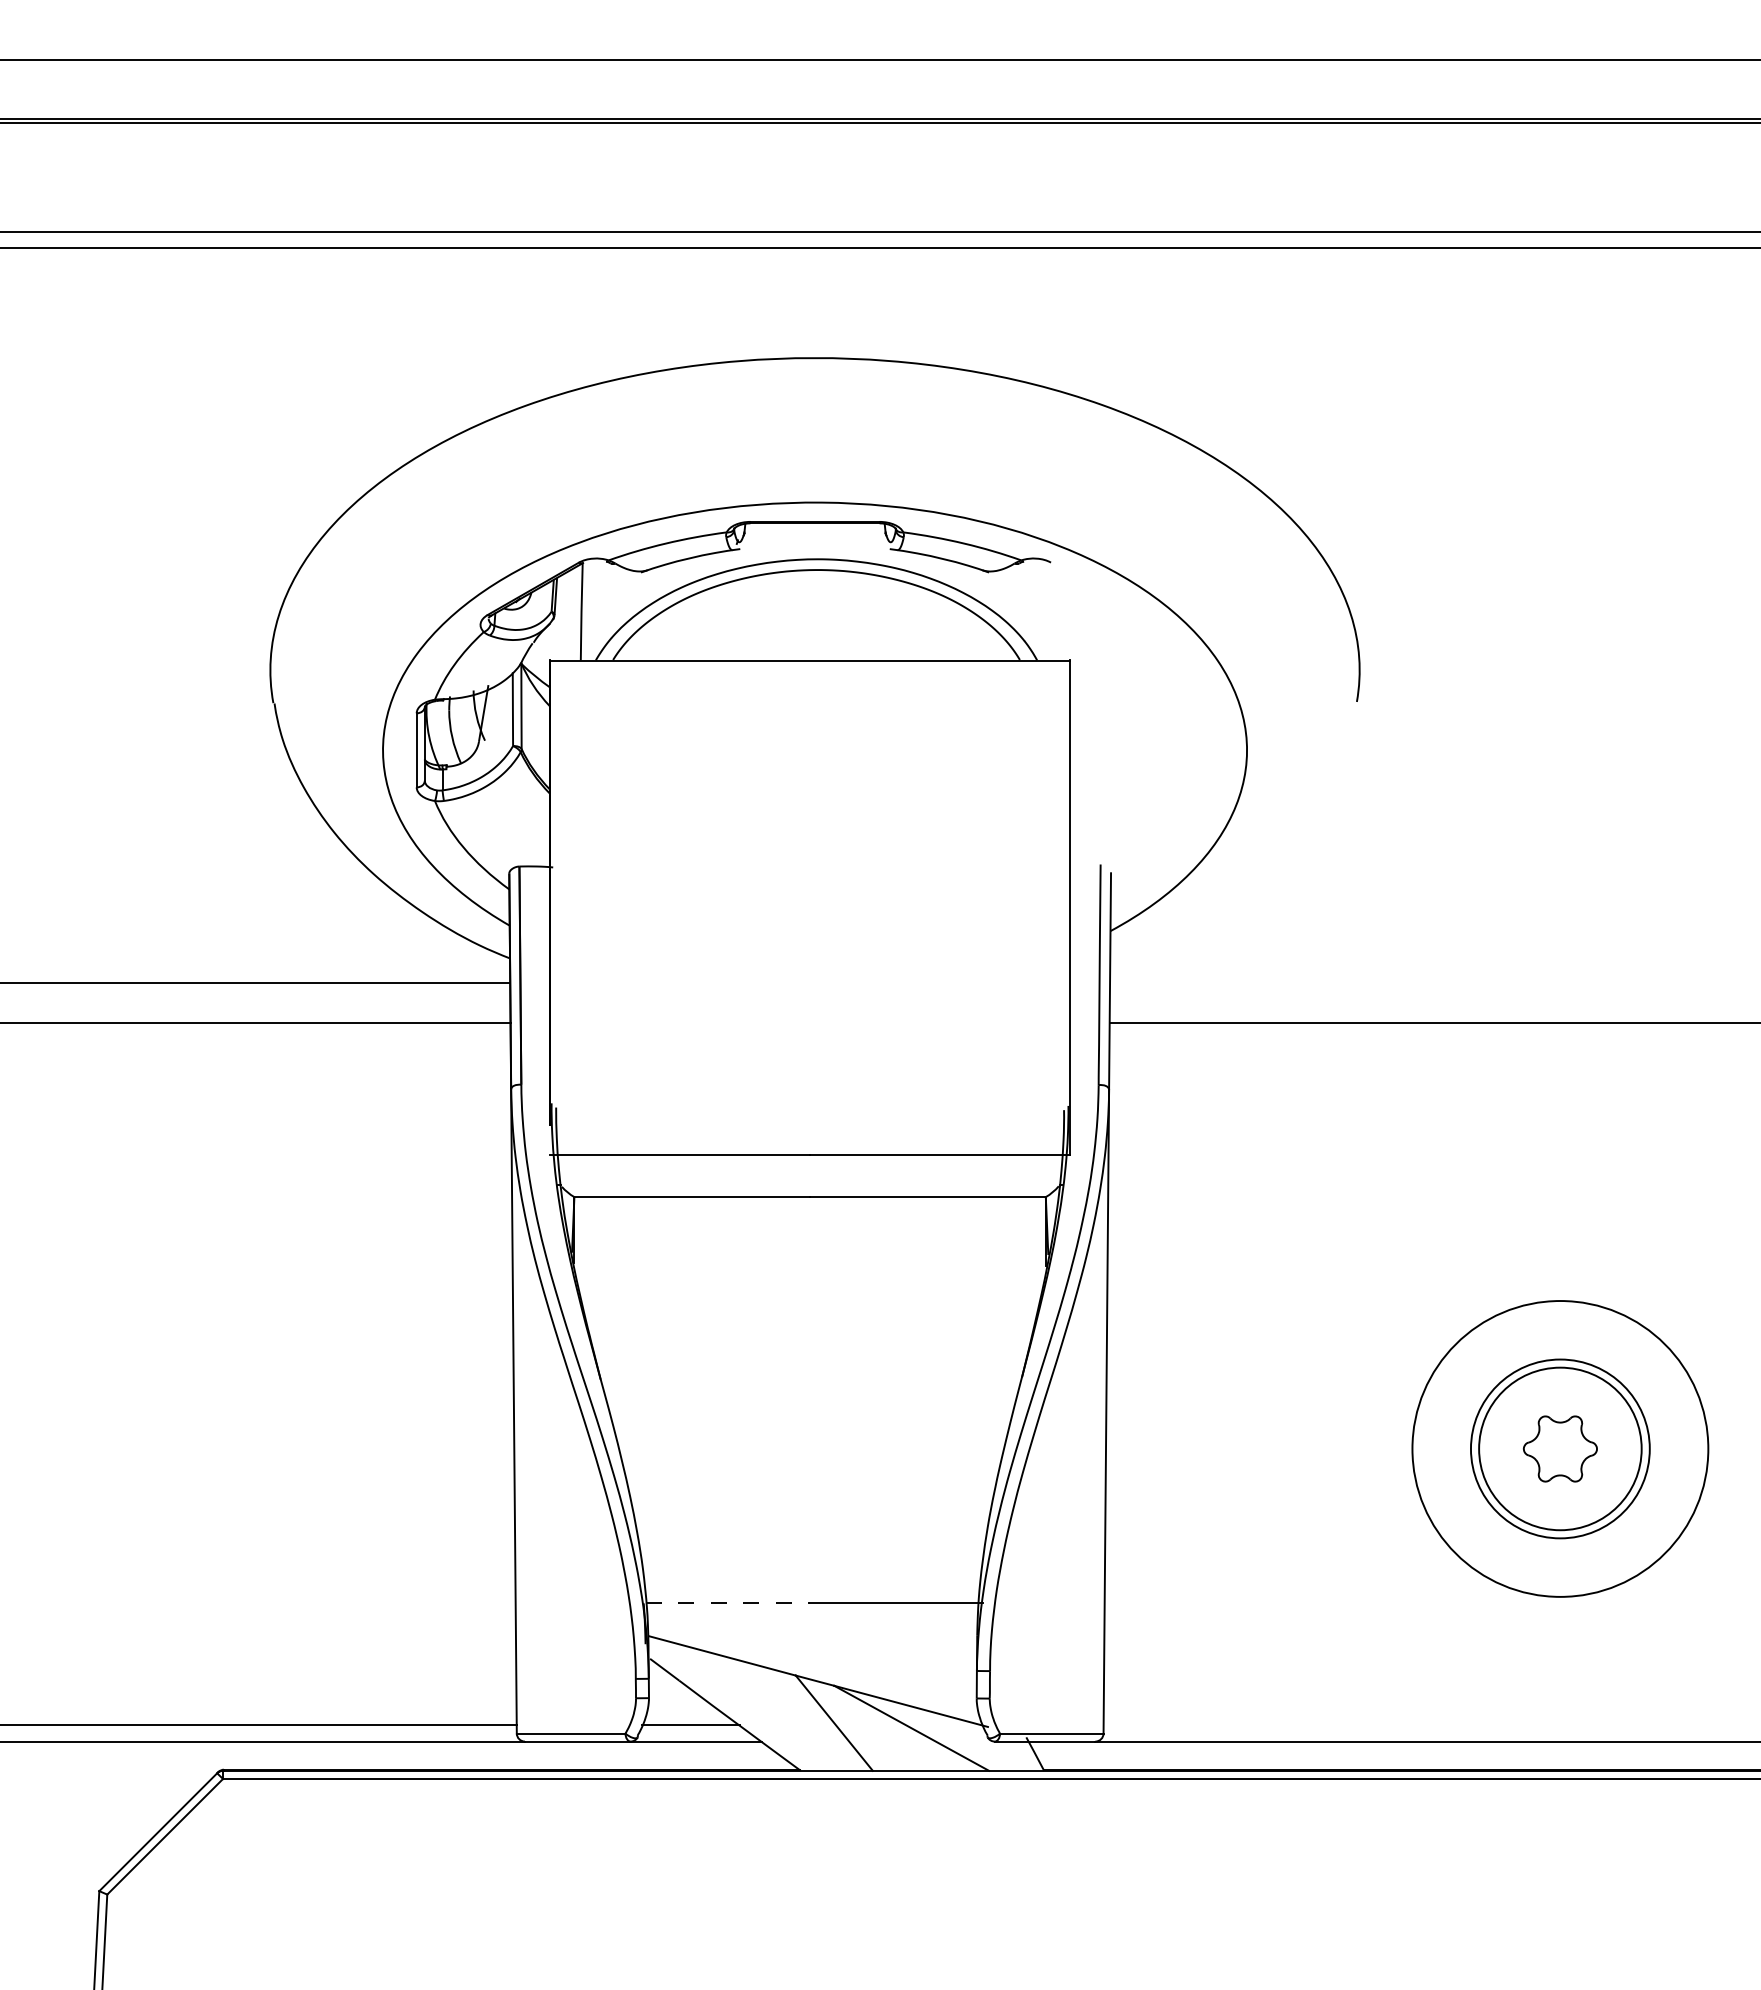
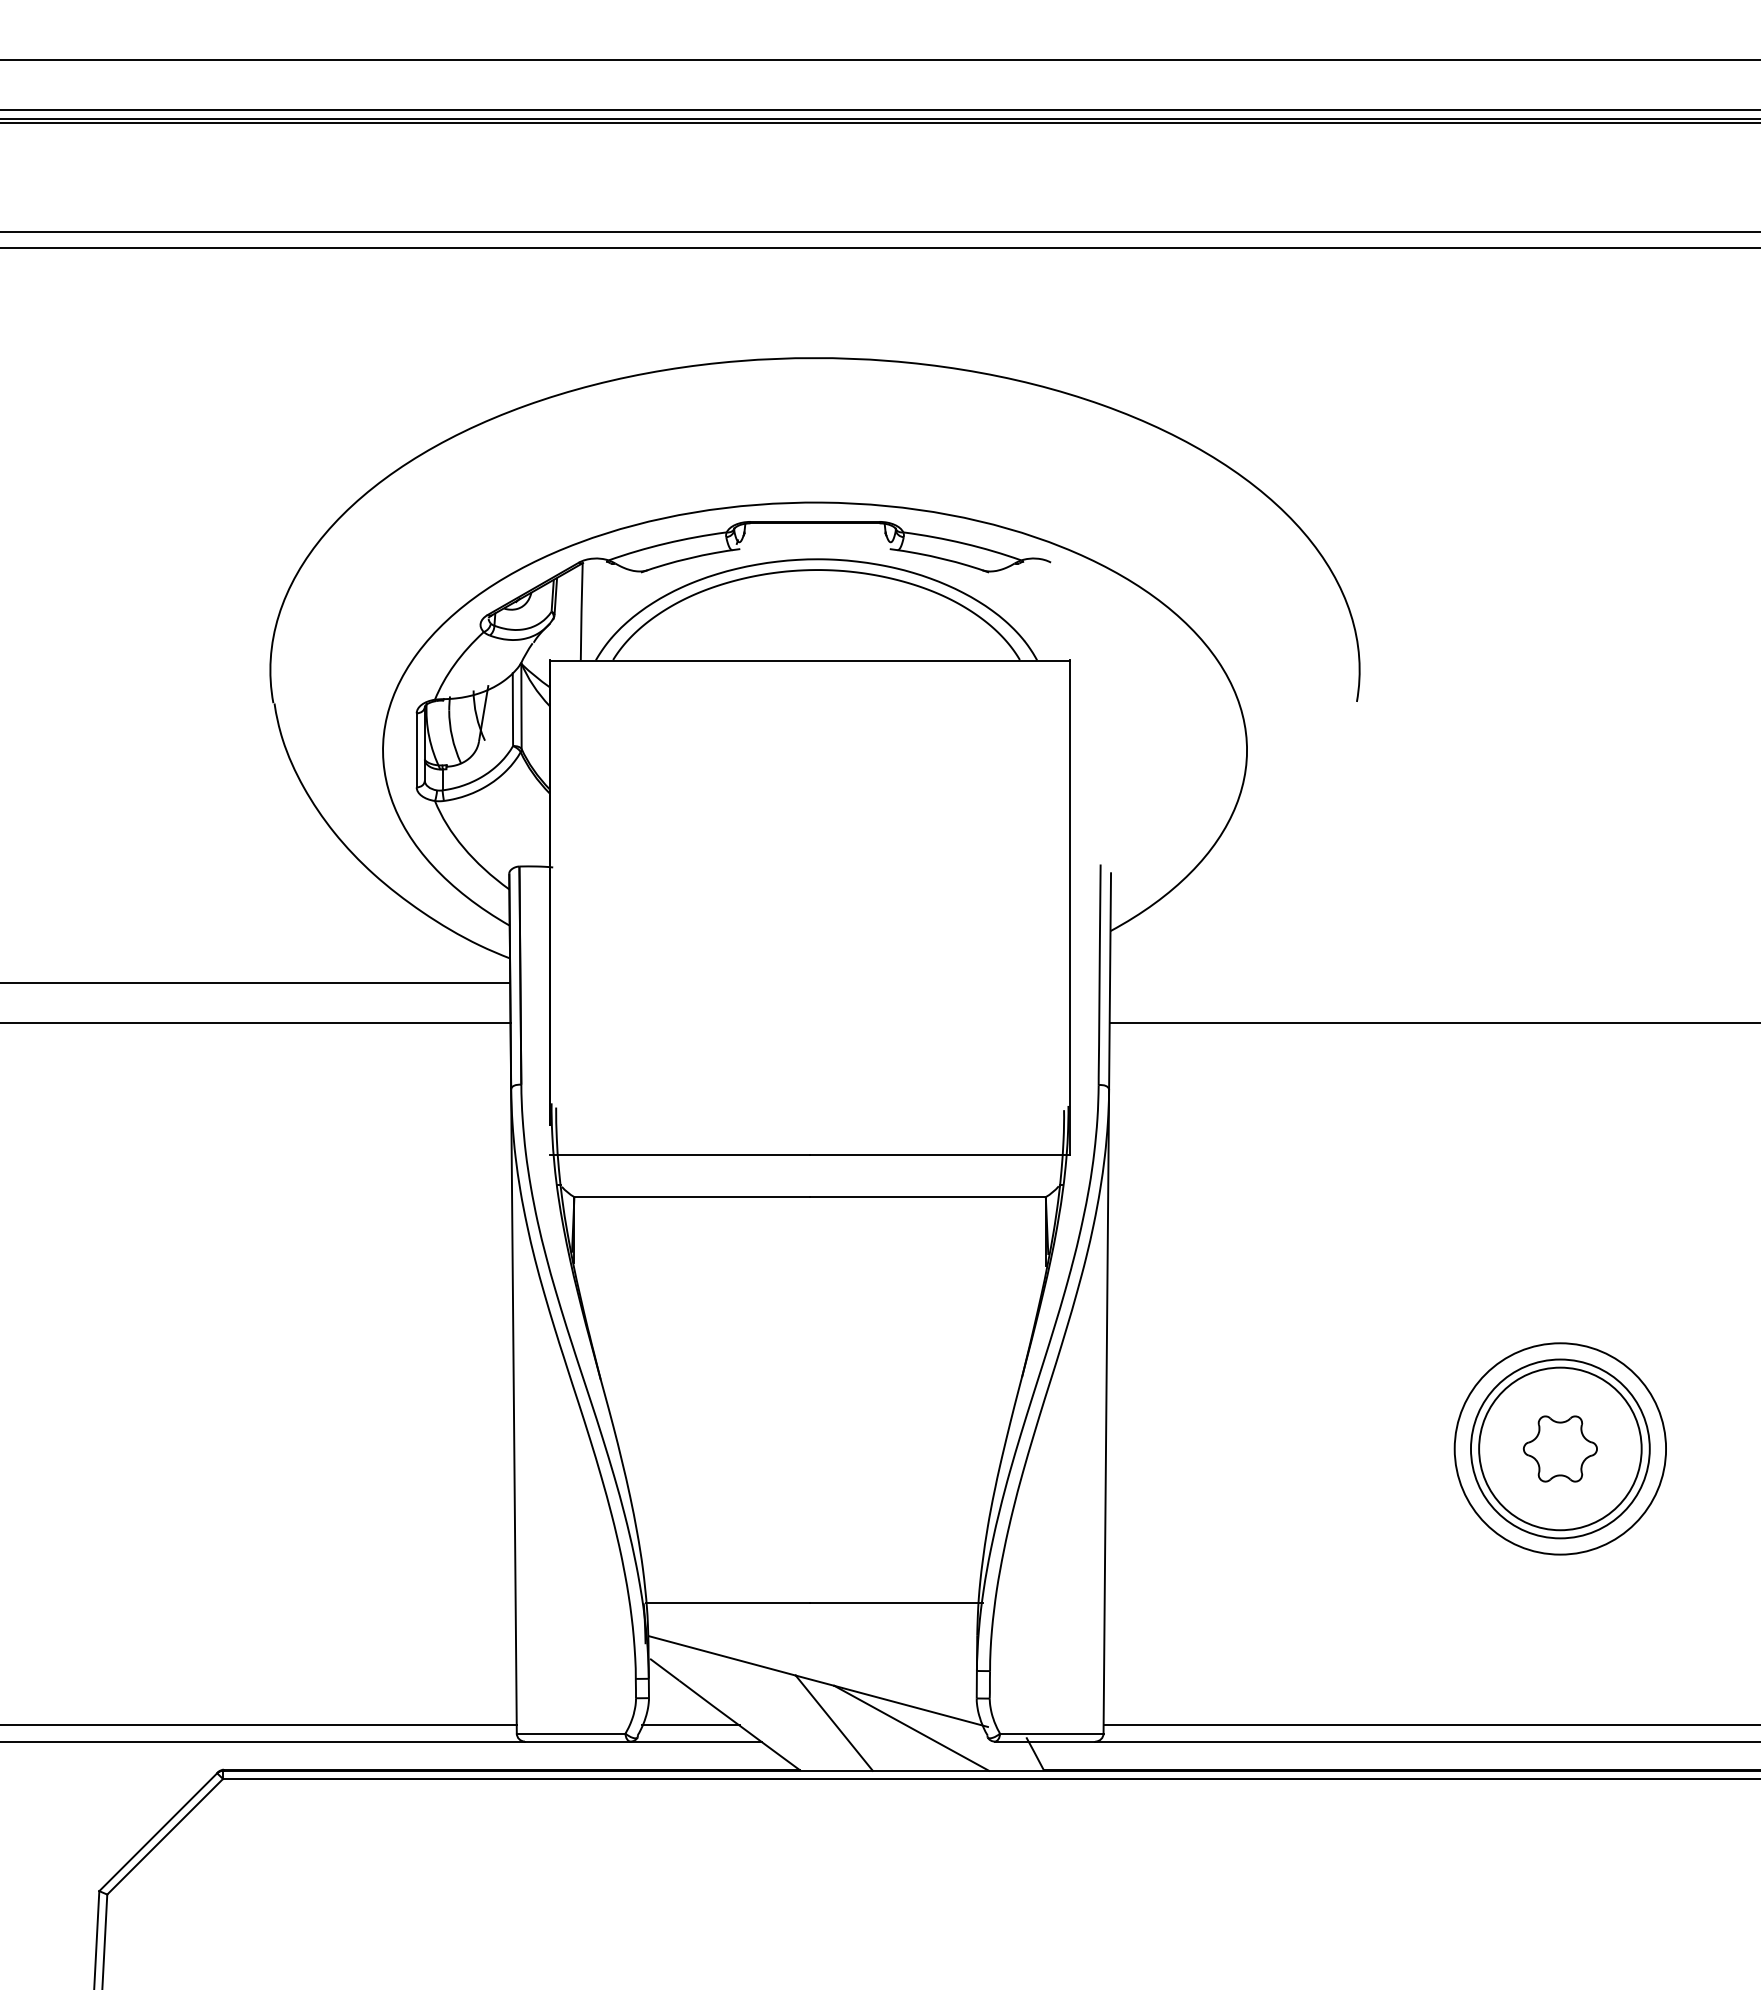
line: none -> present (879, 109)
circle diameter: 296 px -> 211 px (1560, 1448)
line: dashed -> solid (728, 1603)
line: none -> present (1430, 1725)
